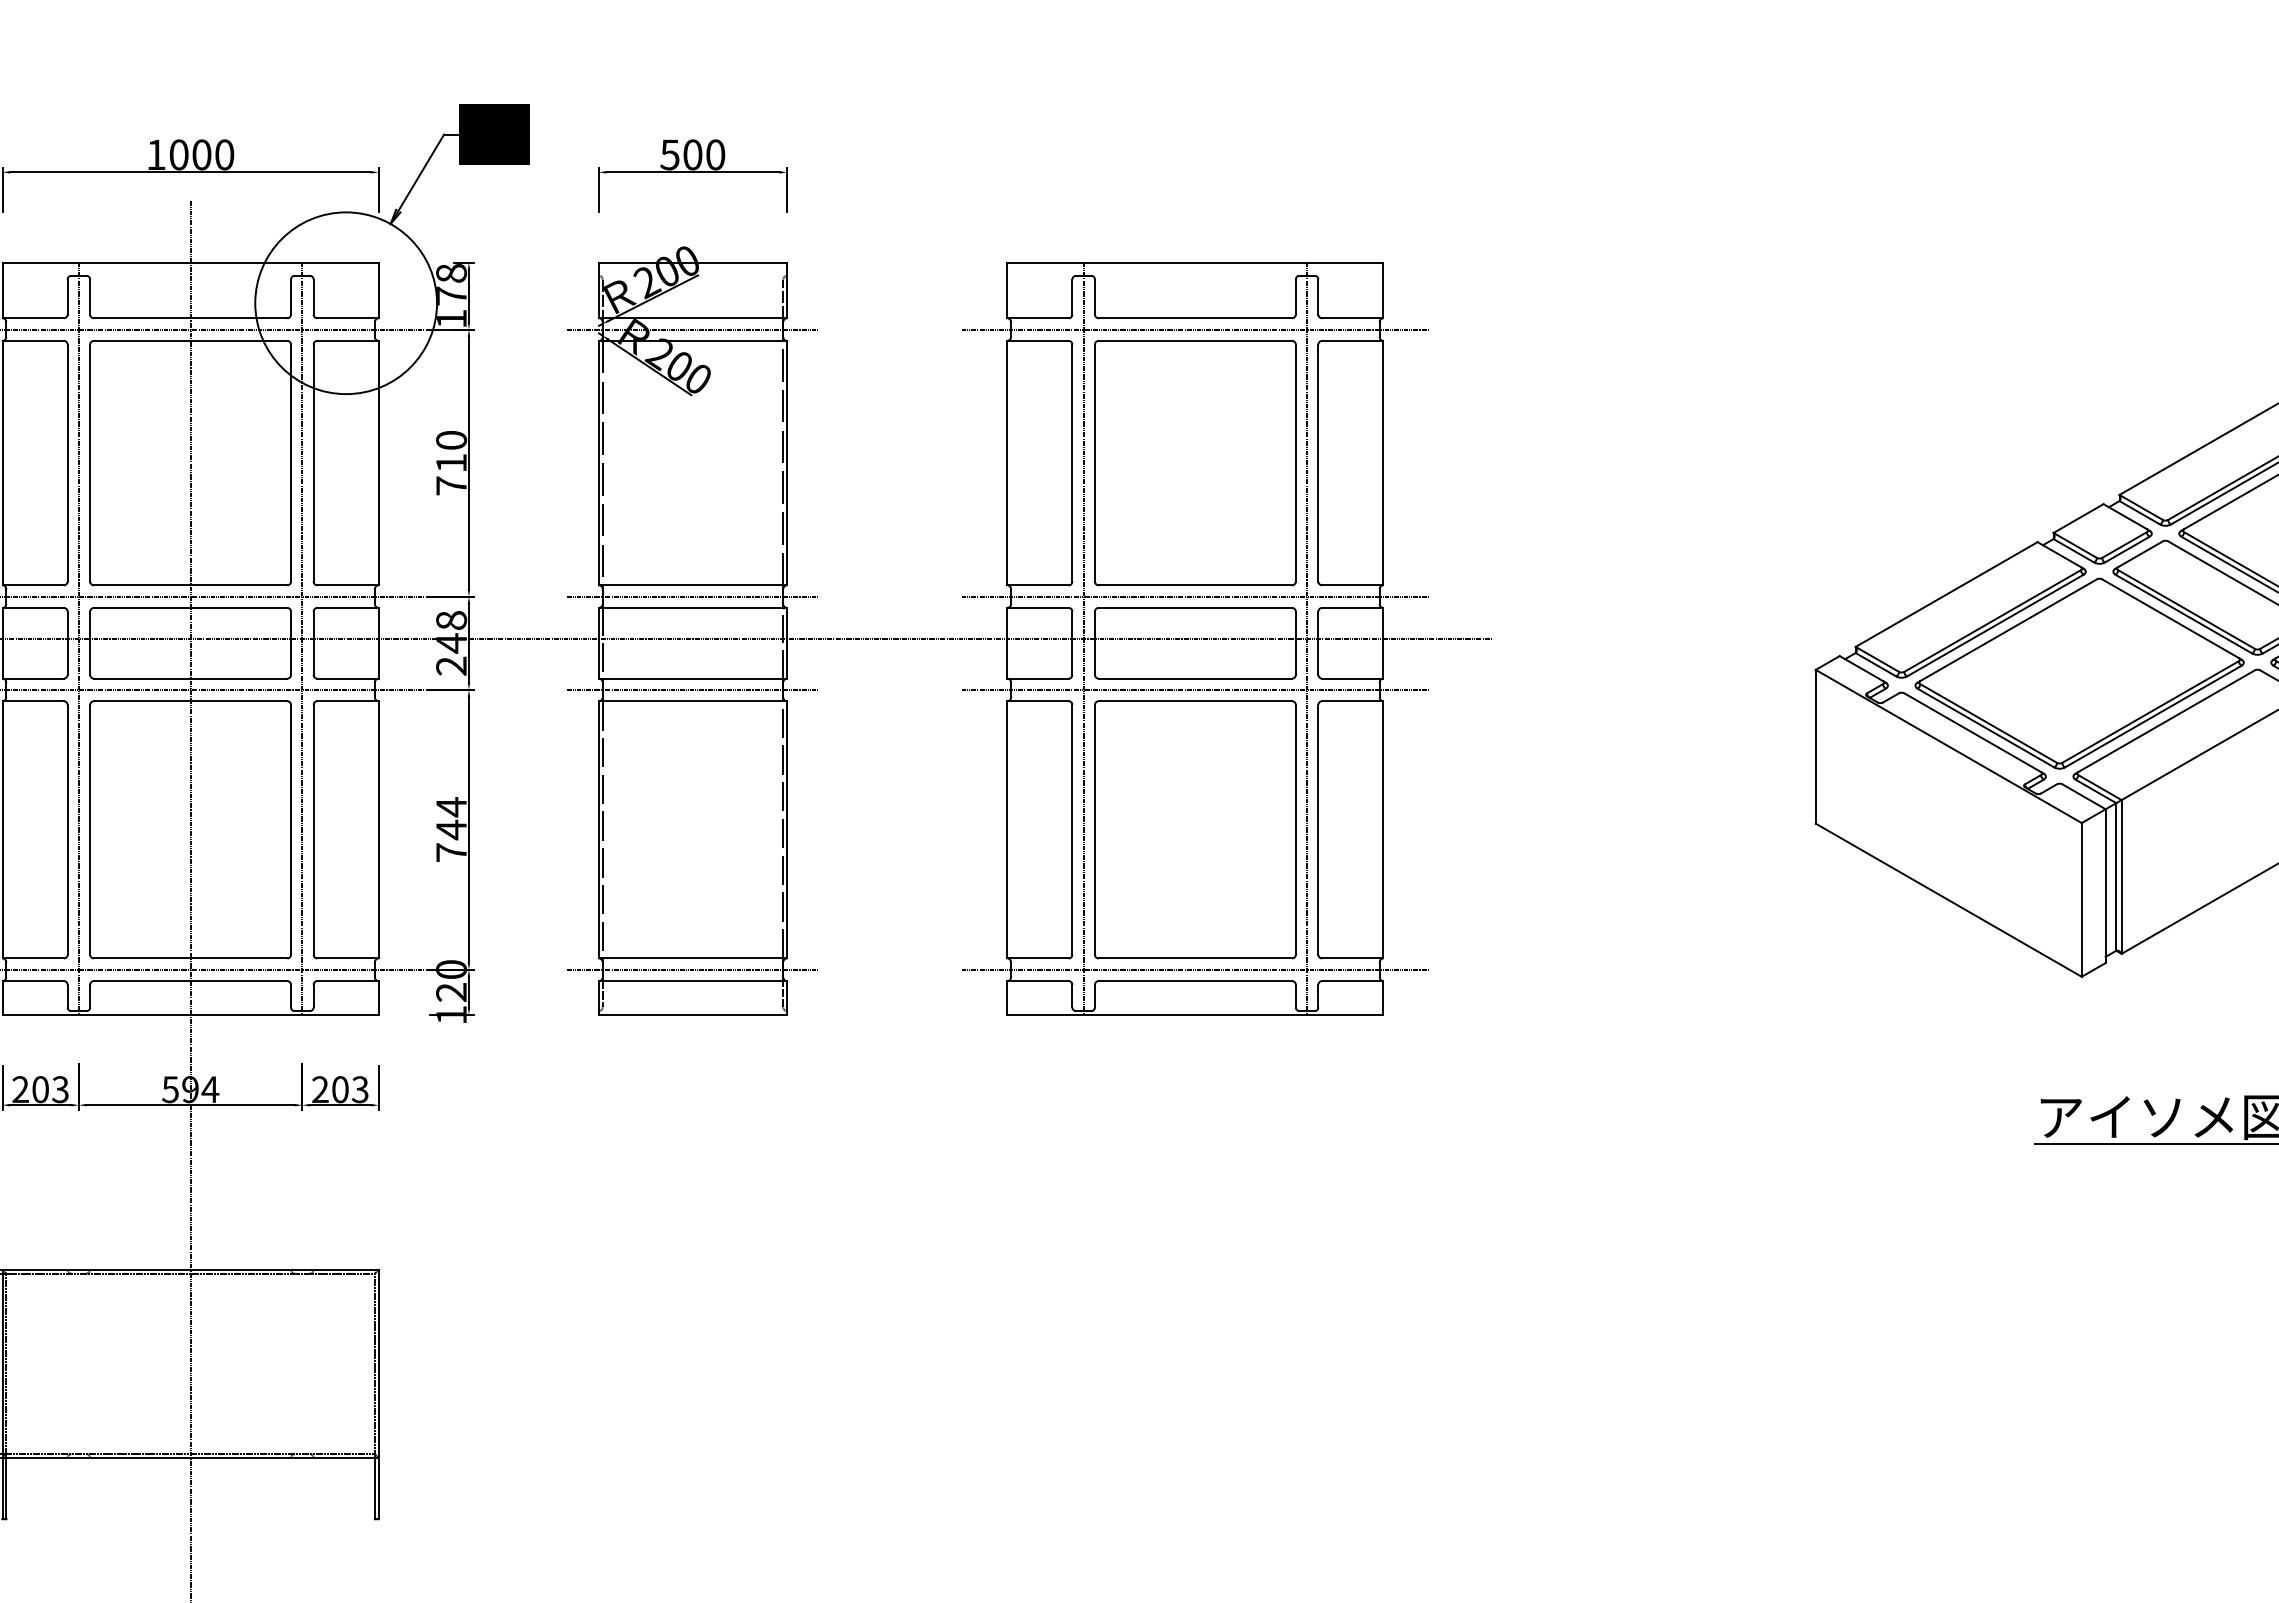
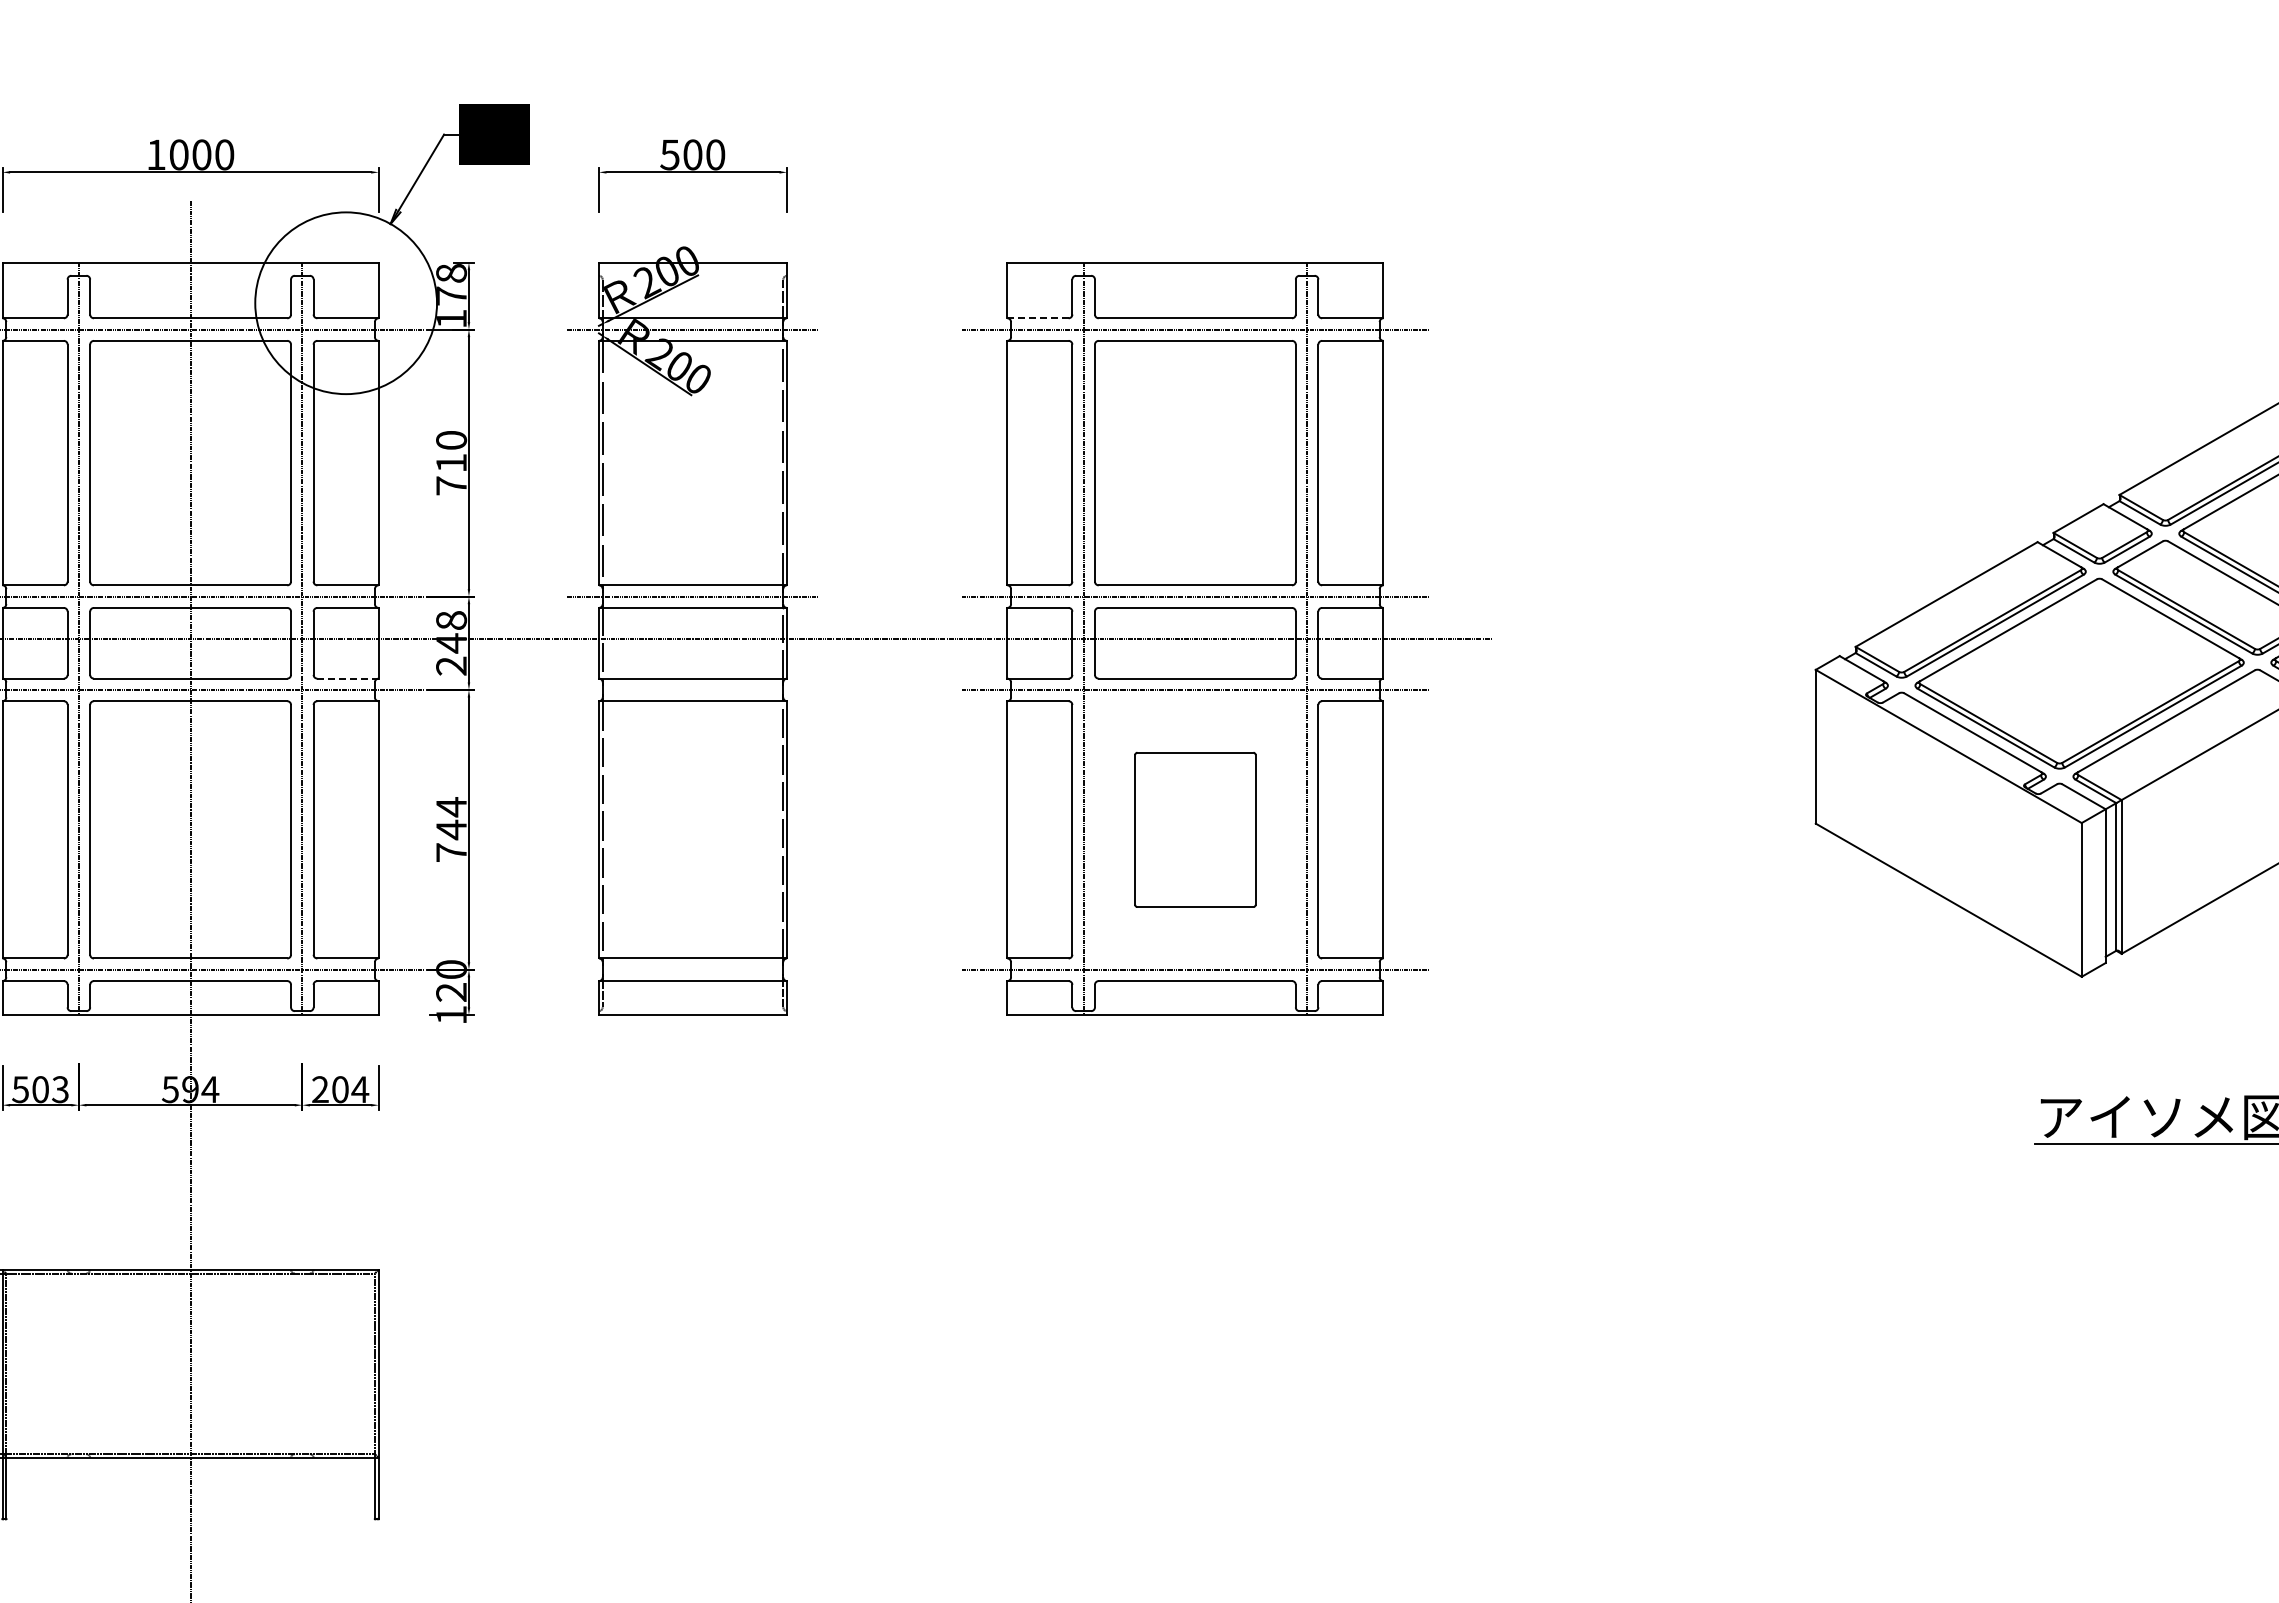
line: solid -> dashed (1037, 318)
line: solid -> dashed (348, 678)
line: present -> none (692, 689)
part size: 203x260 px -> 123x156 px (1195, 829)
line: present -> none (692, 969)
text: 203 -> 503 (20, 1089)
text: 203 -> 204 (360, 1089)
